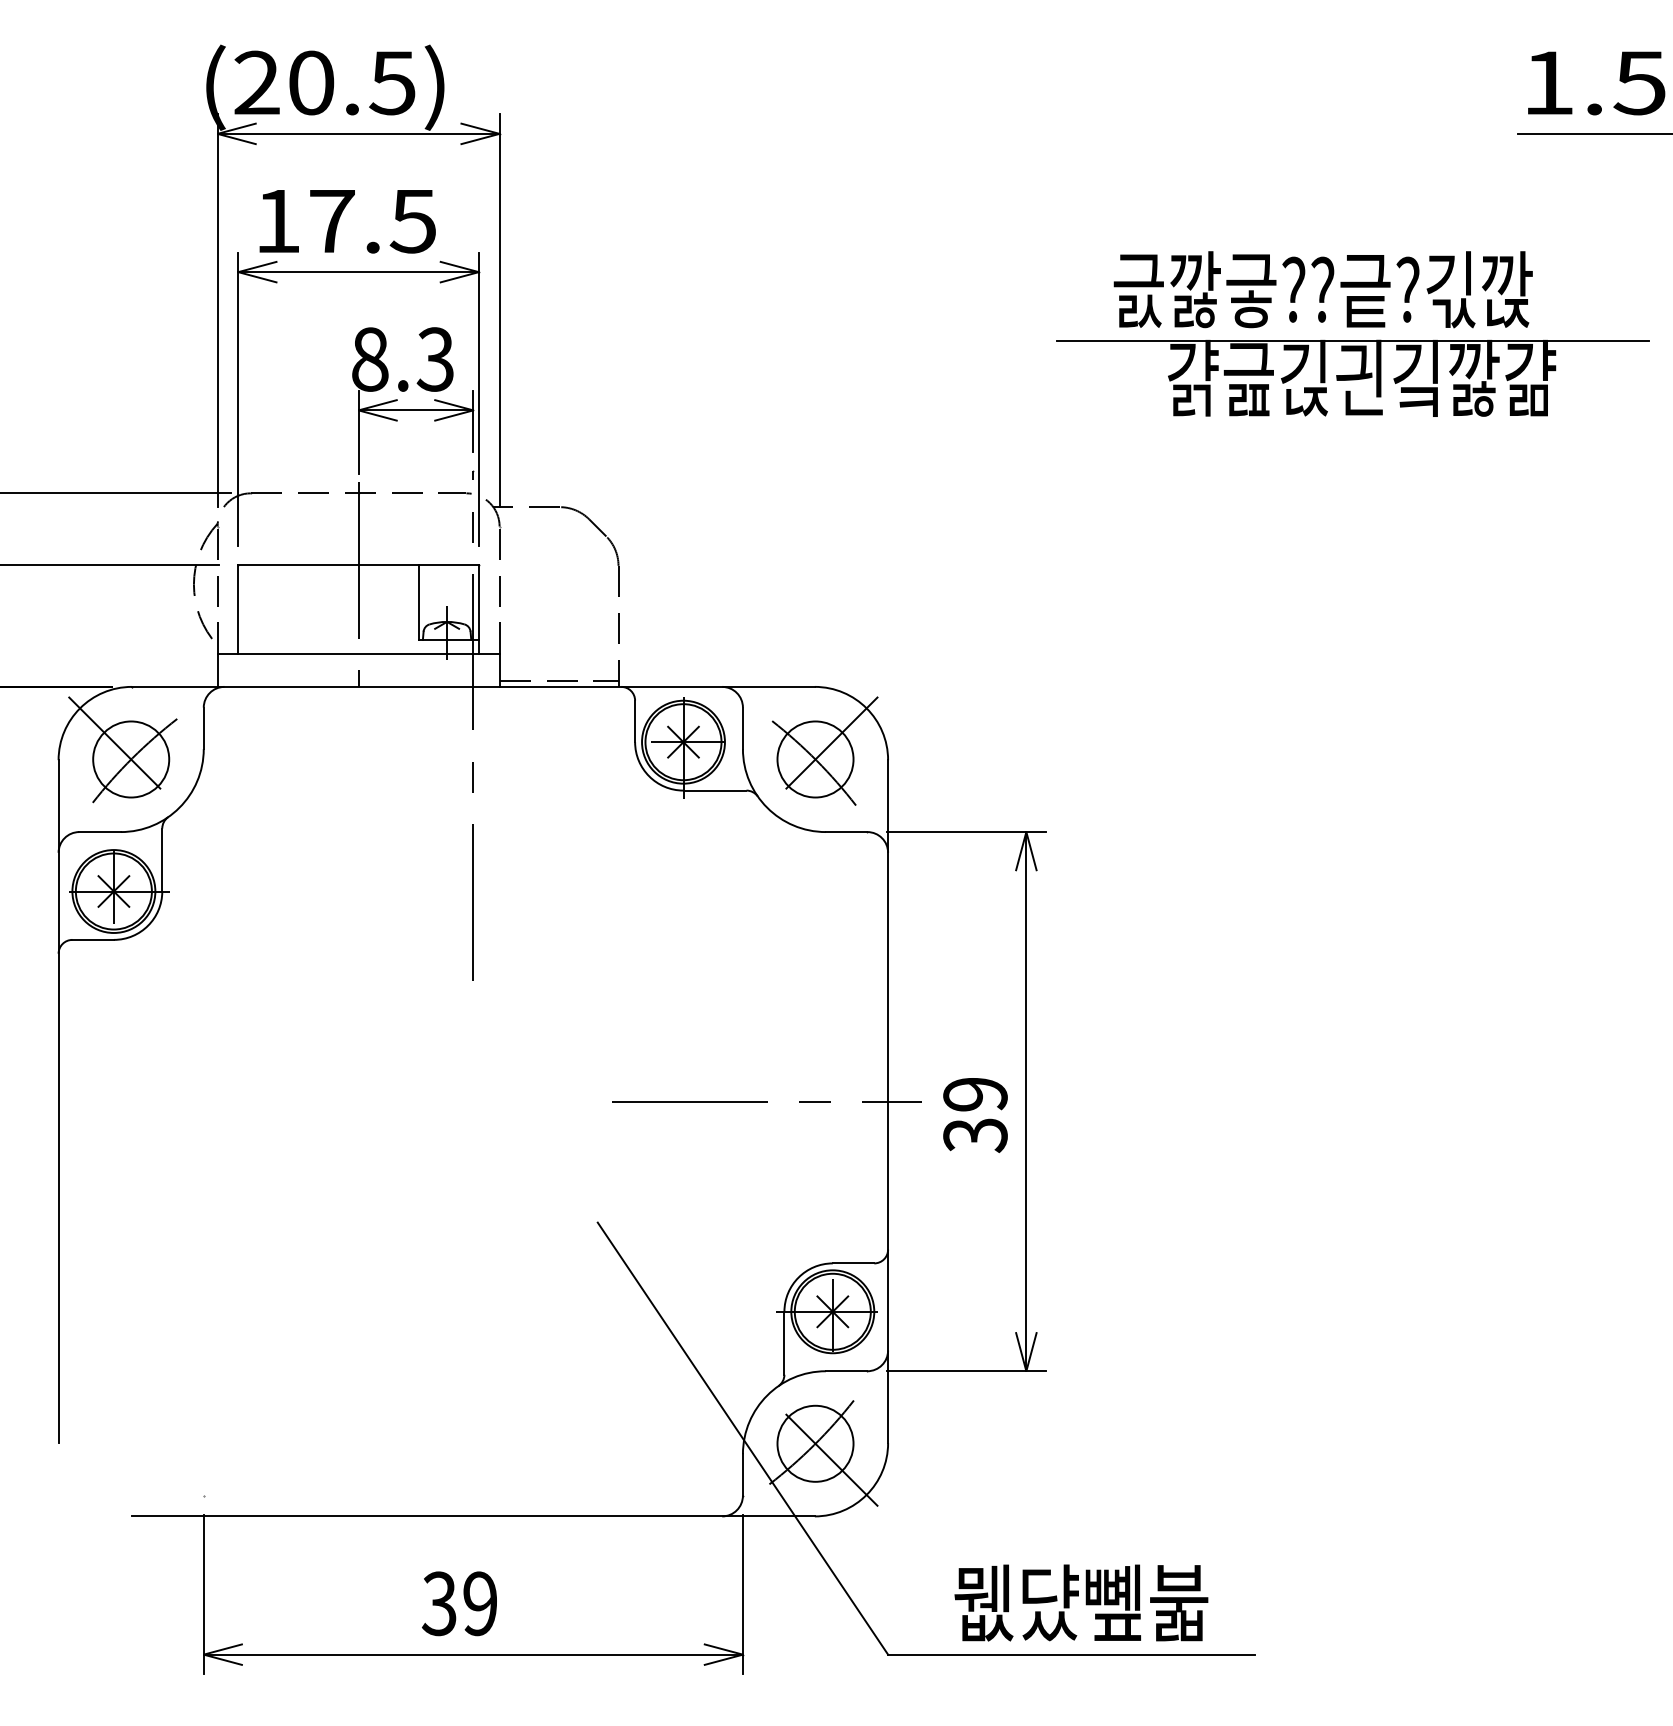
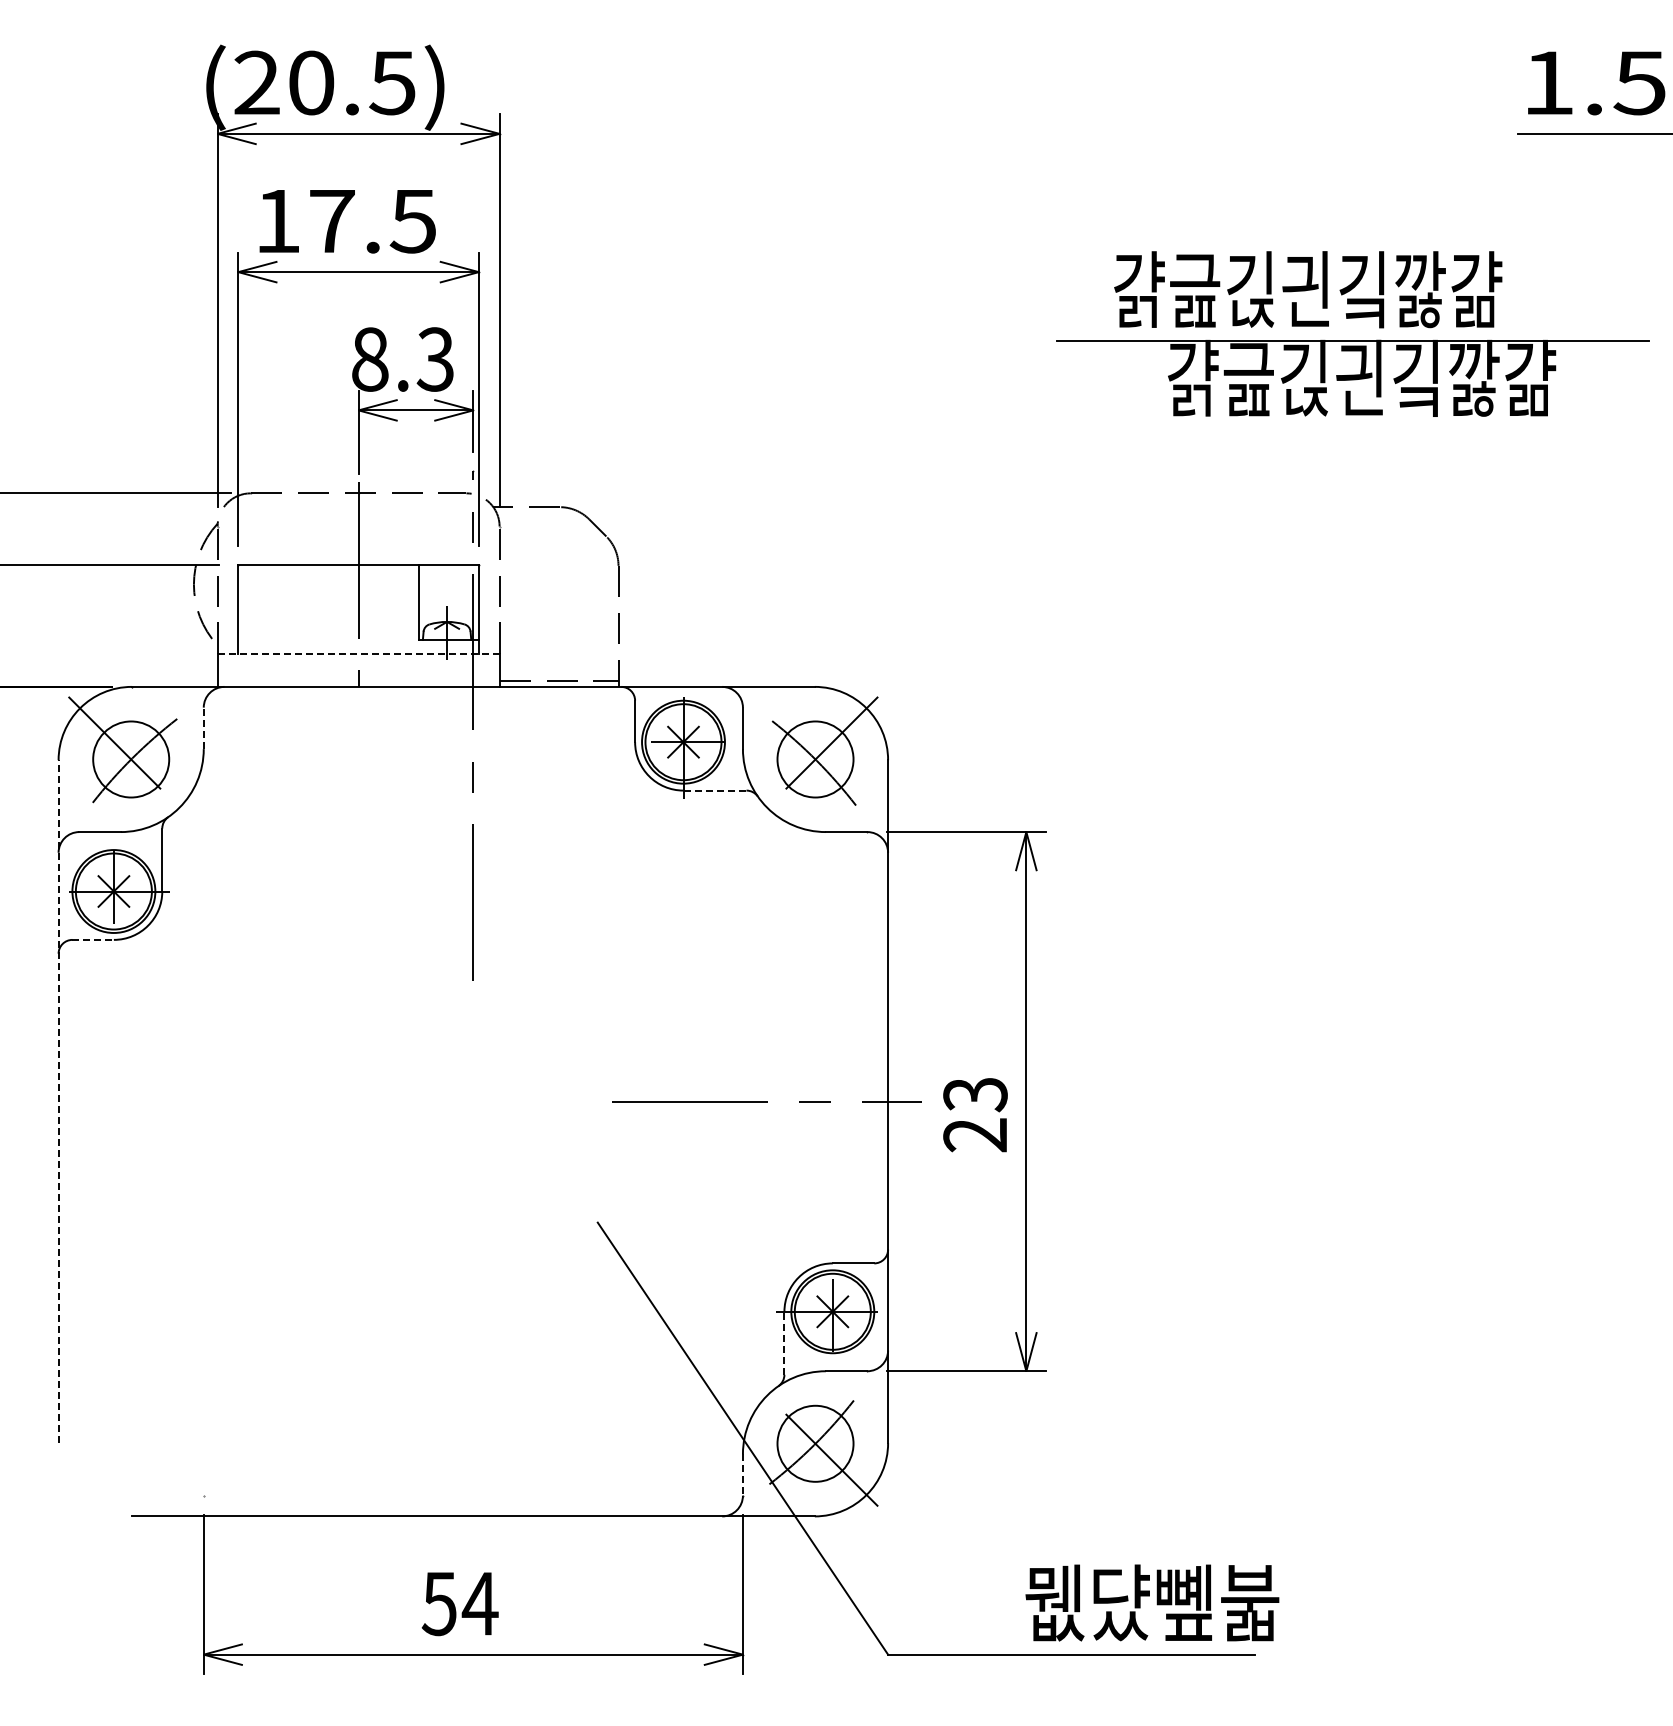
text: 긄깛긓??긑?긳깑 -> 걁긆긵긘깈깛걂 (1322, 289)
line: solid -> dashed (359, 653)
line: solid -> dashed (203, 728)
line: solid -> dashed (714, 790)
line: solid -> dashed (93, 939)
line: solid -> dashed (58, 1101)
text: 39 -> 23 (975, 1115)
line: solid -> dashed (784, 1342)
line: solid -> dashed (742, 1474)
text position: (1081, 1602) -> (1152, 1602) (1152, 1602)
text: 39 -> 54 (460, 1603)
